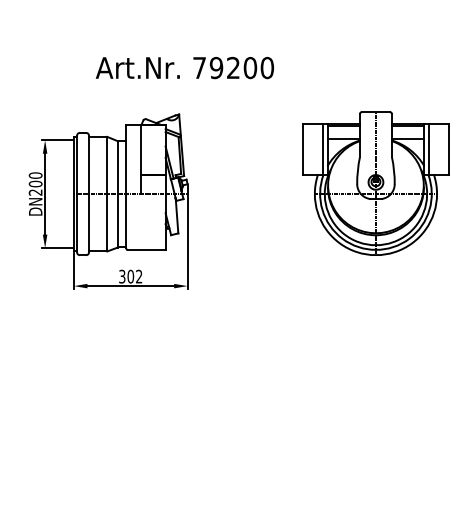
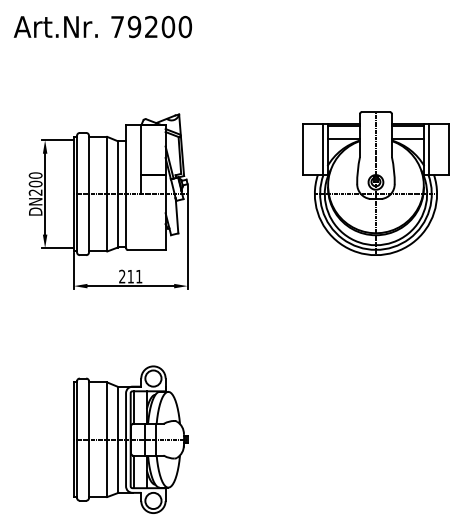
text position: (184, 67) -> (102, 26) (102, 26)
text: 302 -> 211 (130, 276)
part: none -> present (130, 439)
